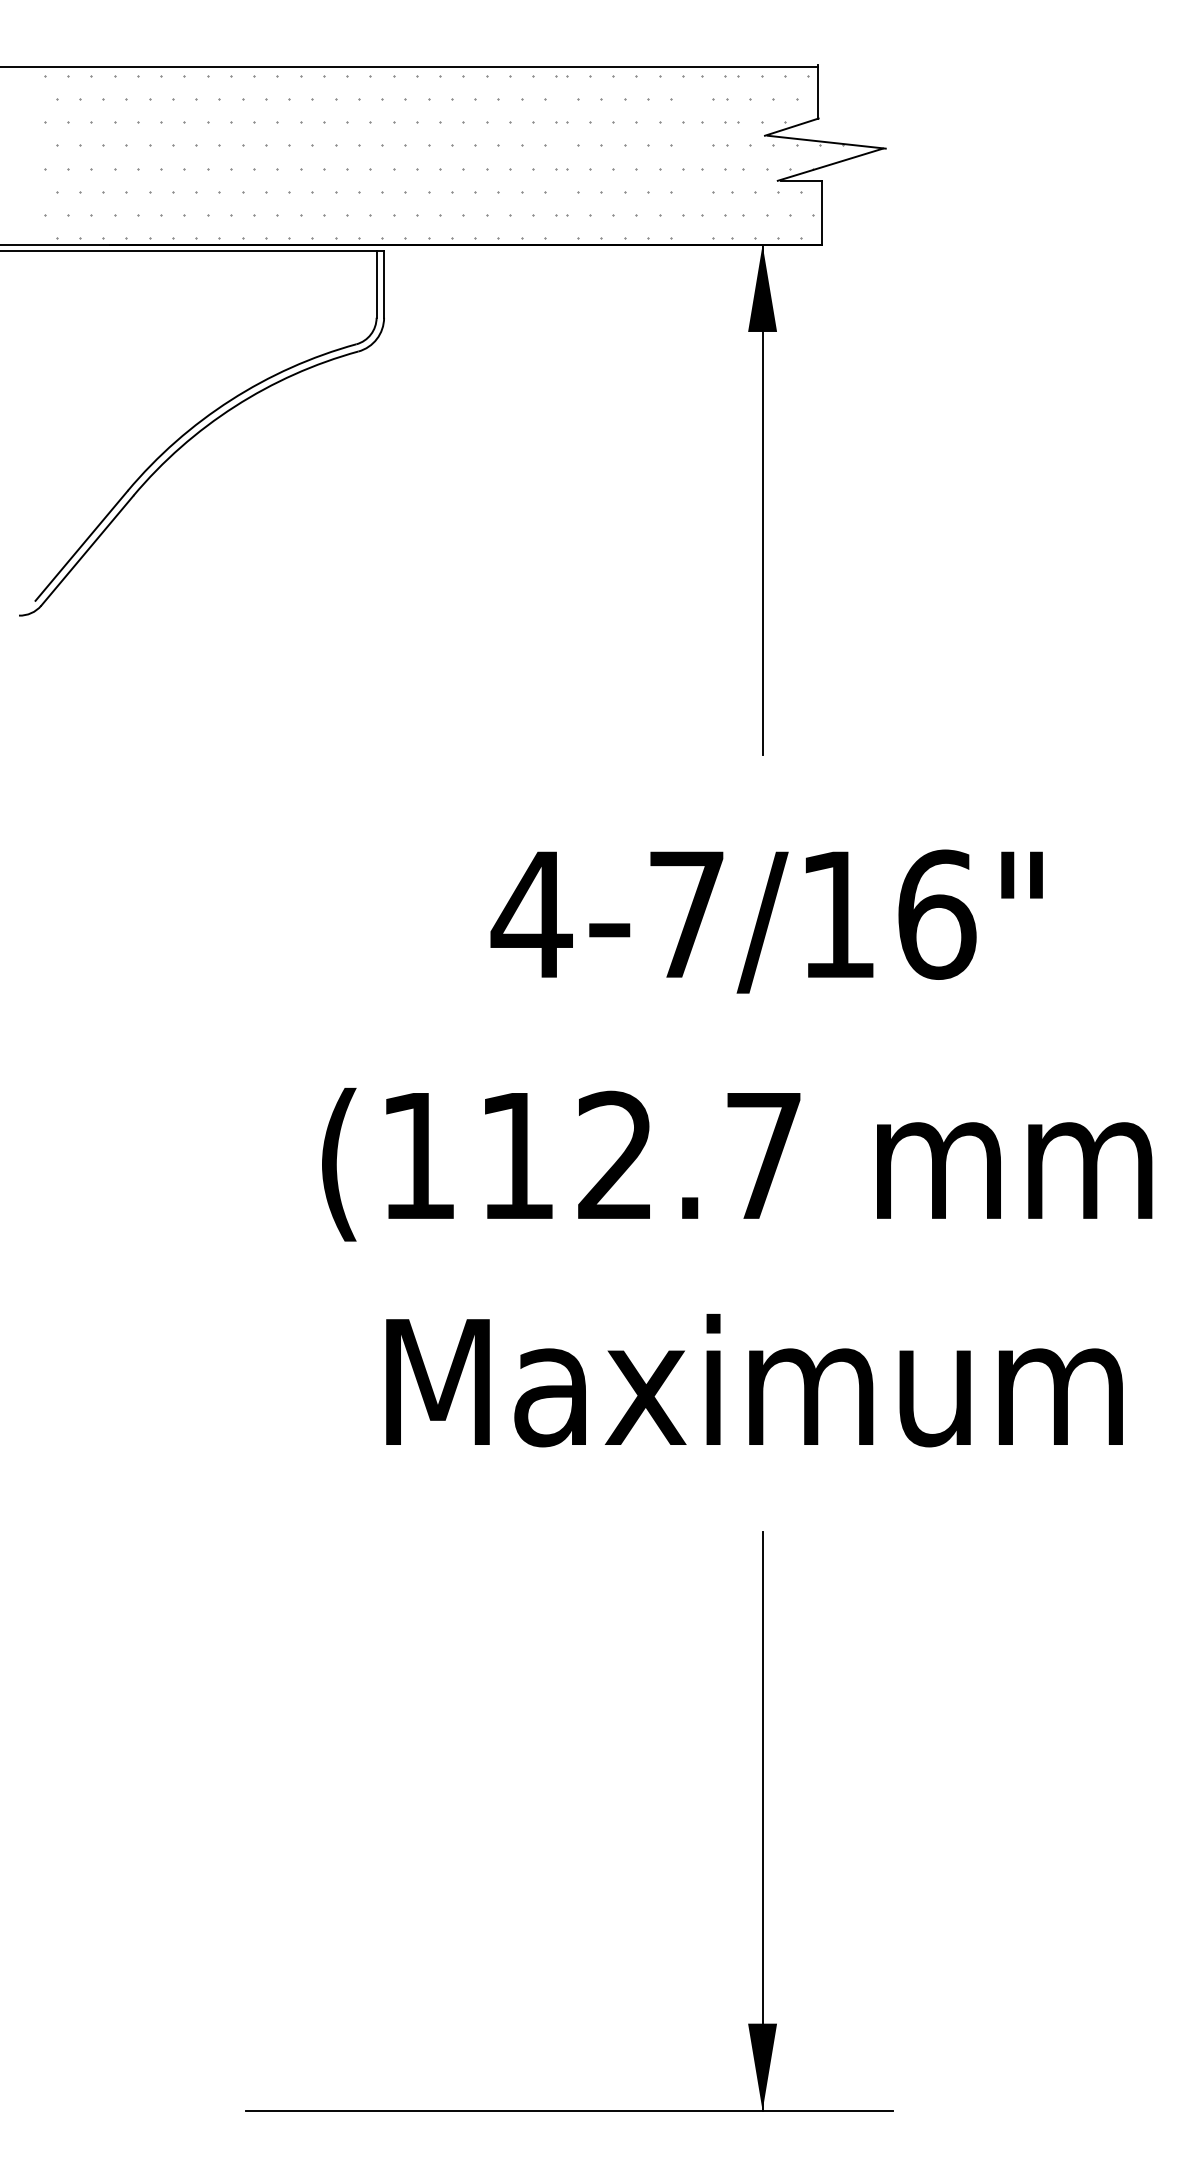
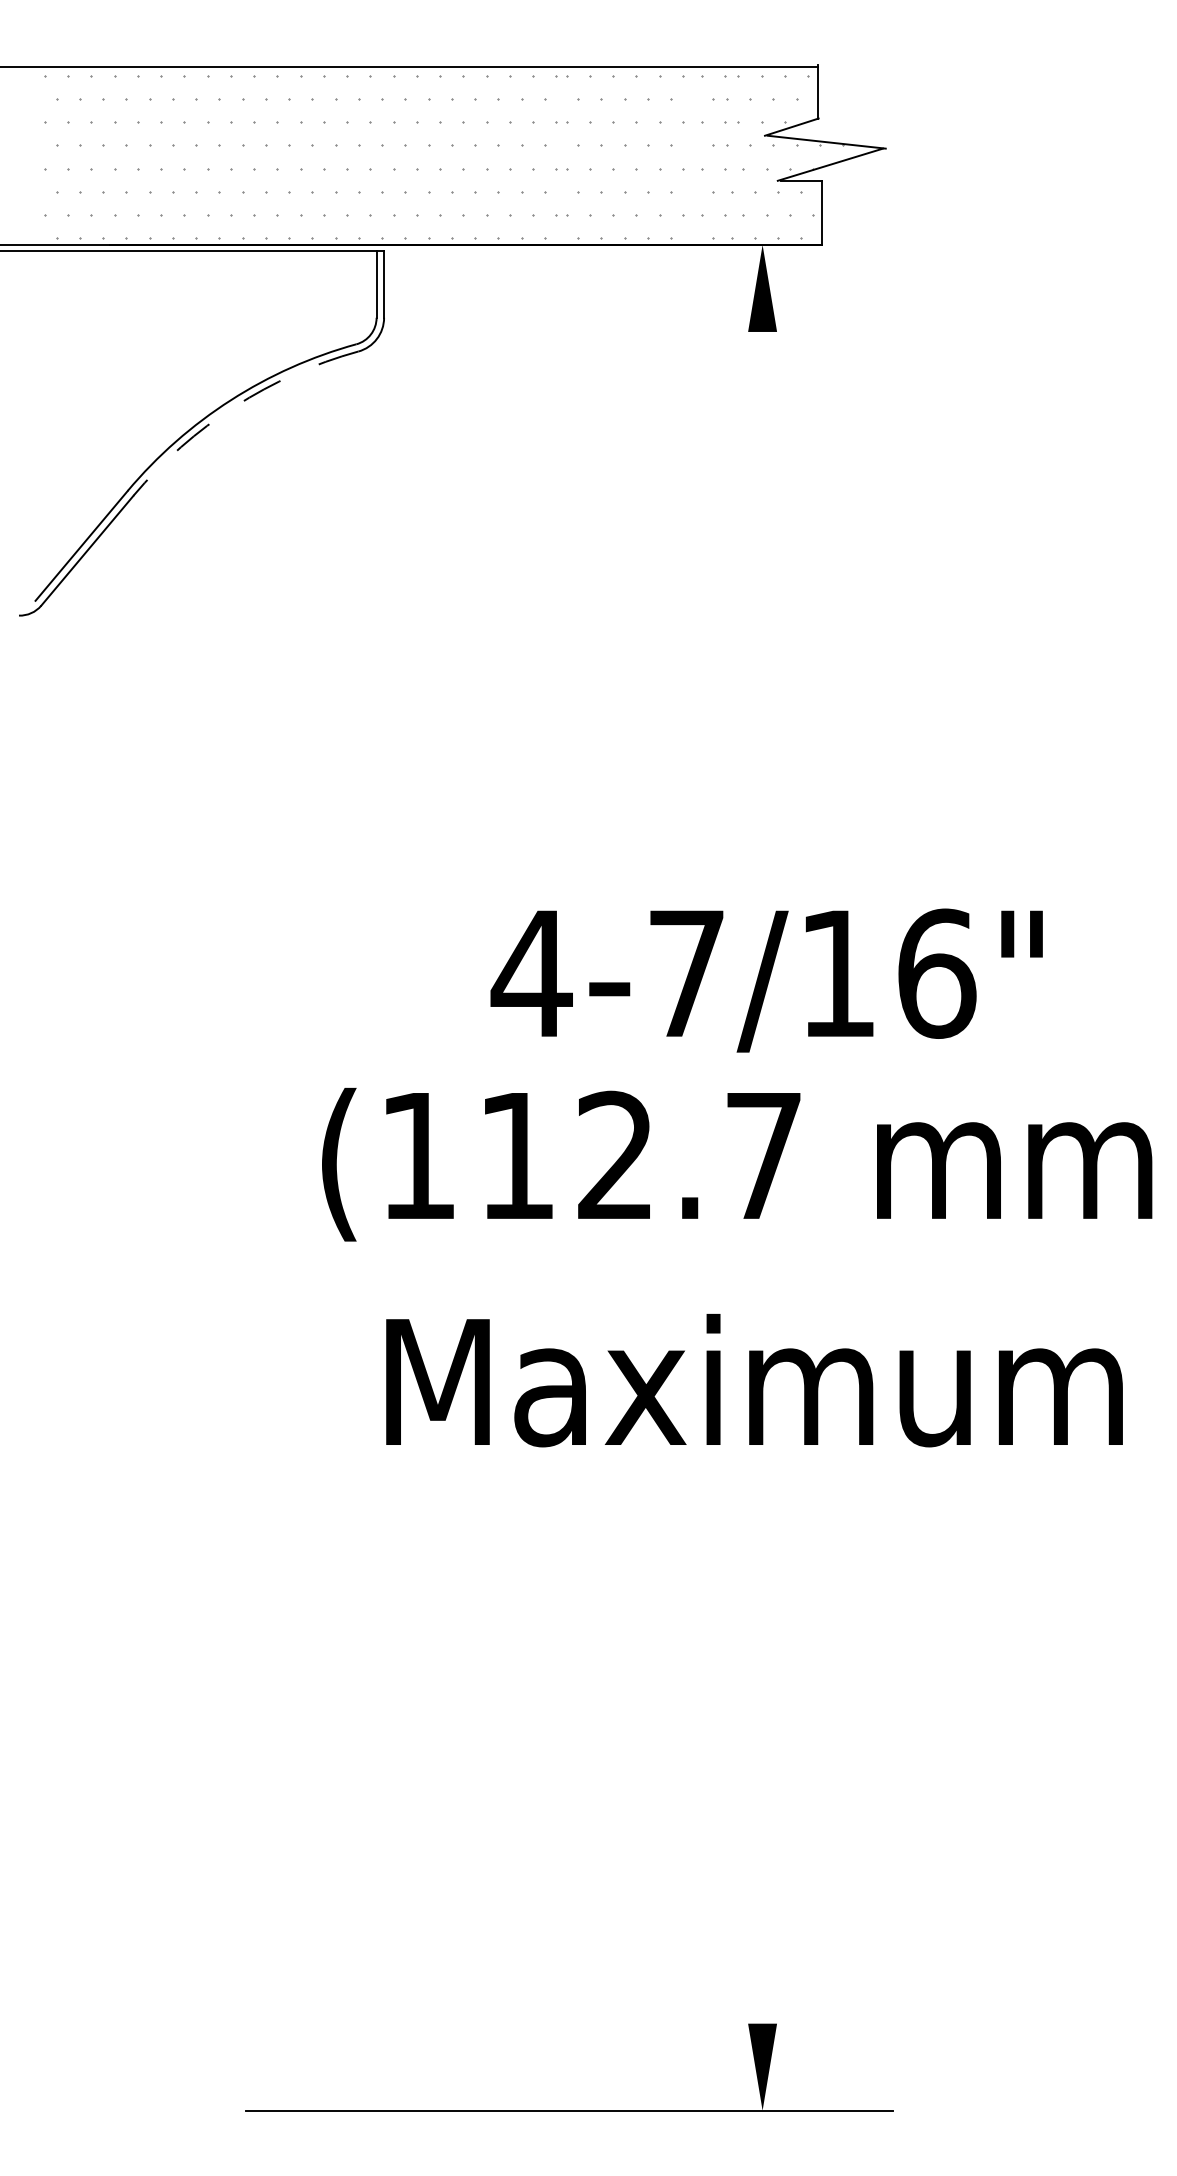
arc: solid -> dashed (234, 406)
line: present -> none (762, 499)
text position: (766, 921) -> (766, 980) (766, 980)
line: present -> none (762, 1821)
